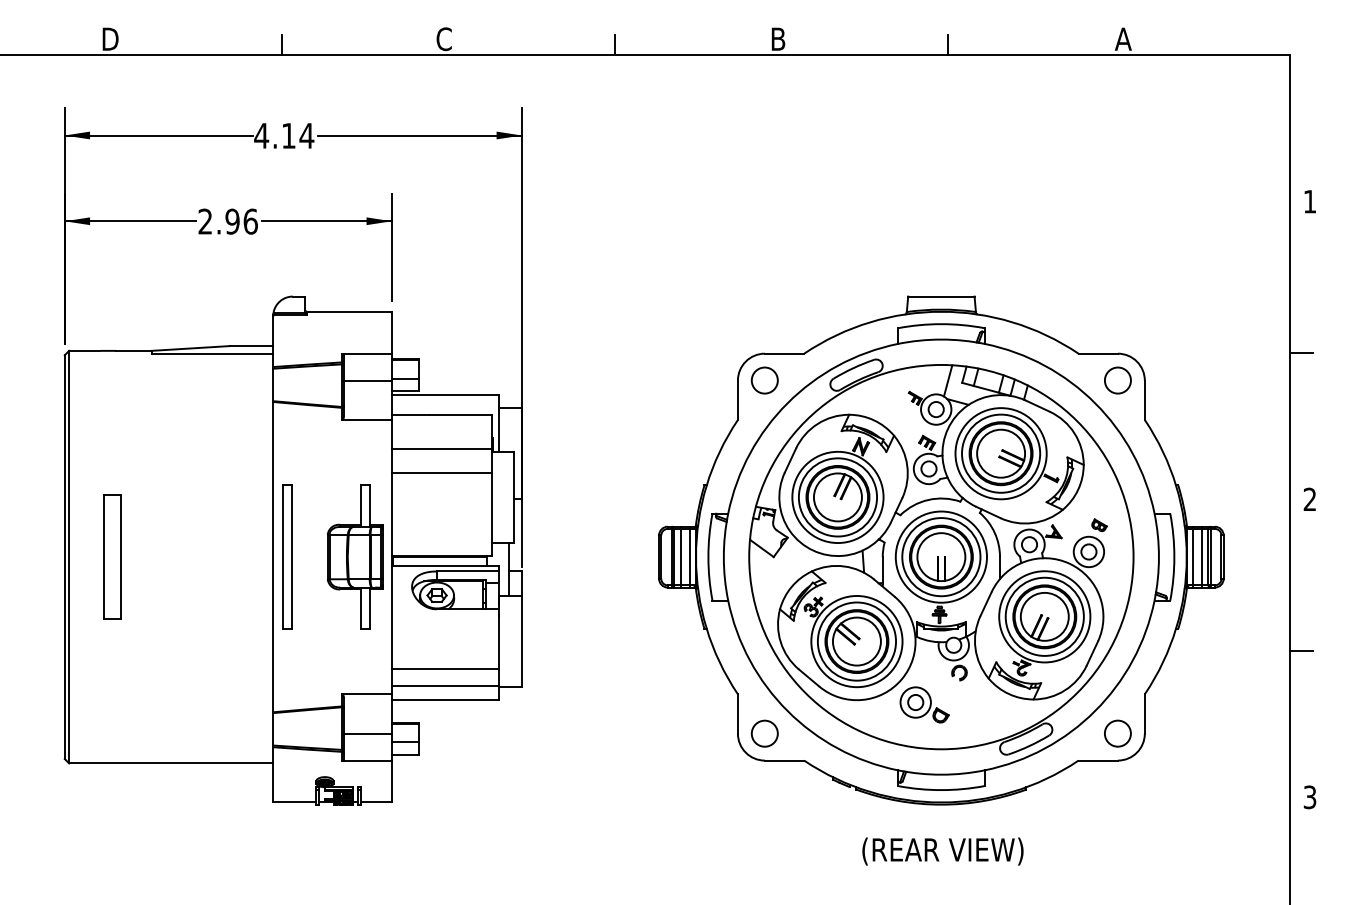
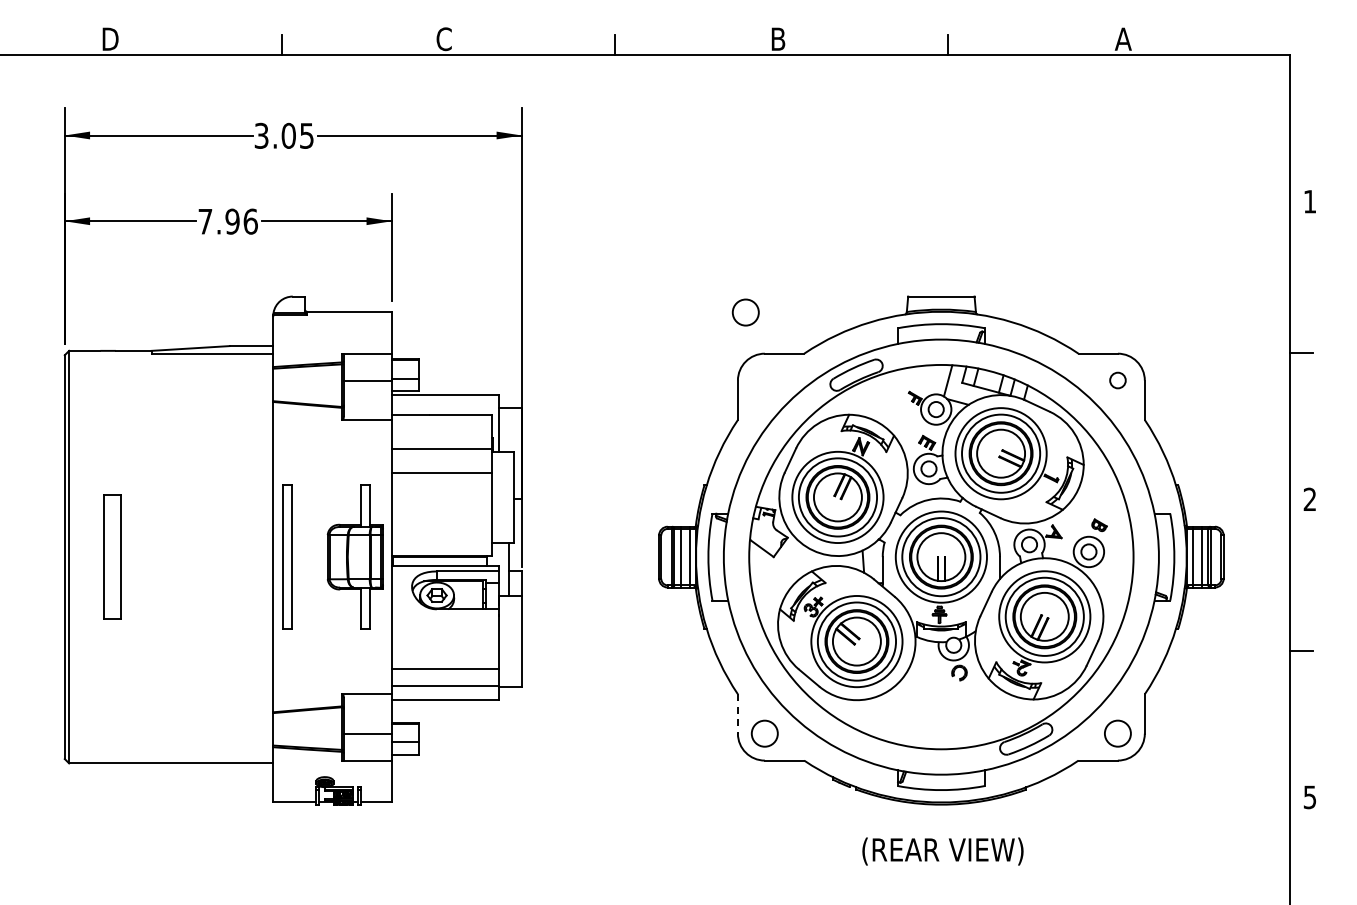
text: 4.14 -> 3.05 (284, 135)
text: 2.96 -> 7.96 (205, 221)
circle position: (764, 380) -> (745, 312) (745, 312)
circle size: 28x29 px -> 18x19 px (1117, 380)
part: present -> none (924, 704)
line: solid -> dashed (737, 713)
text: 3 -> 5 (1310, 796)
